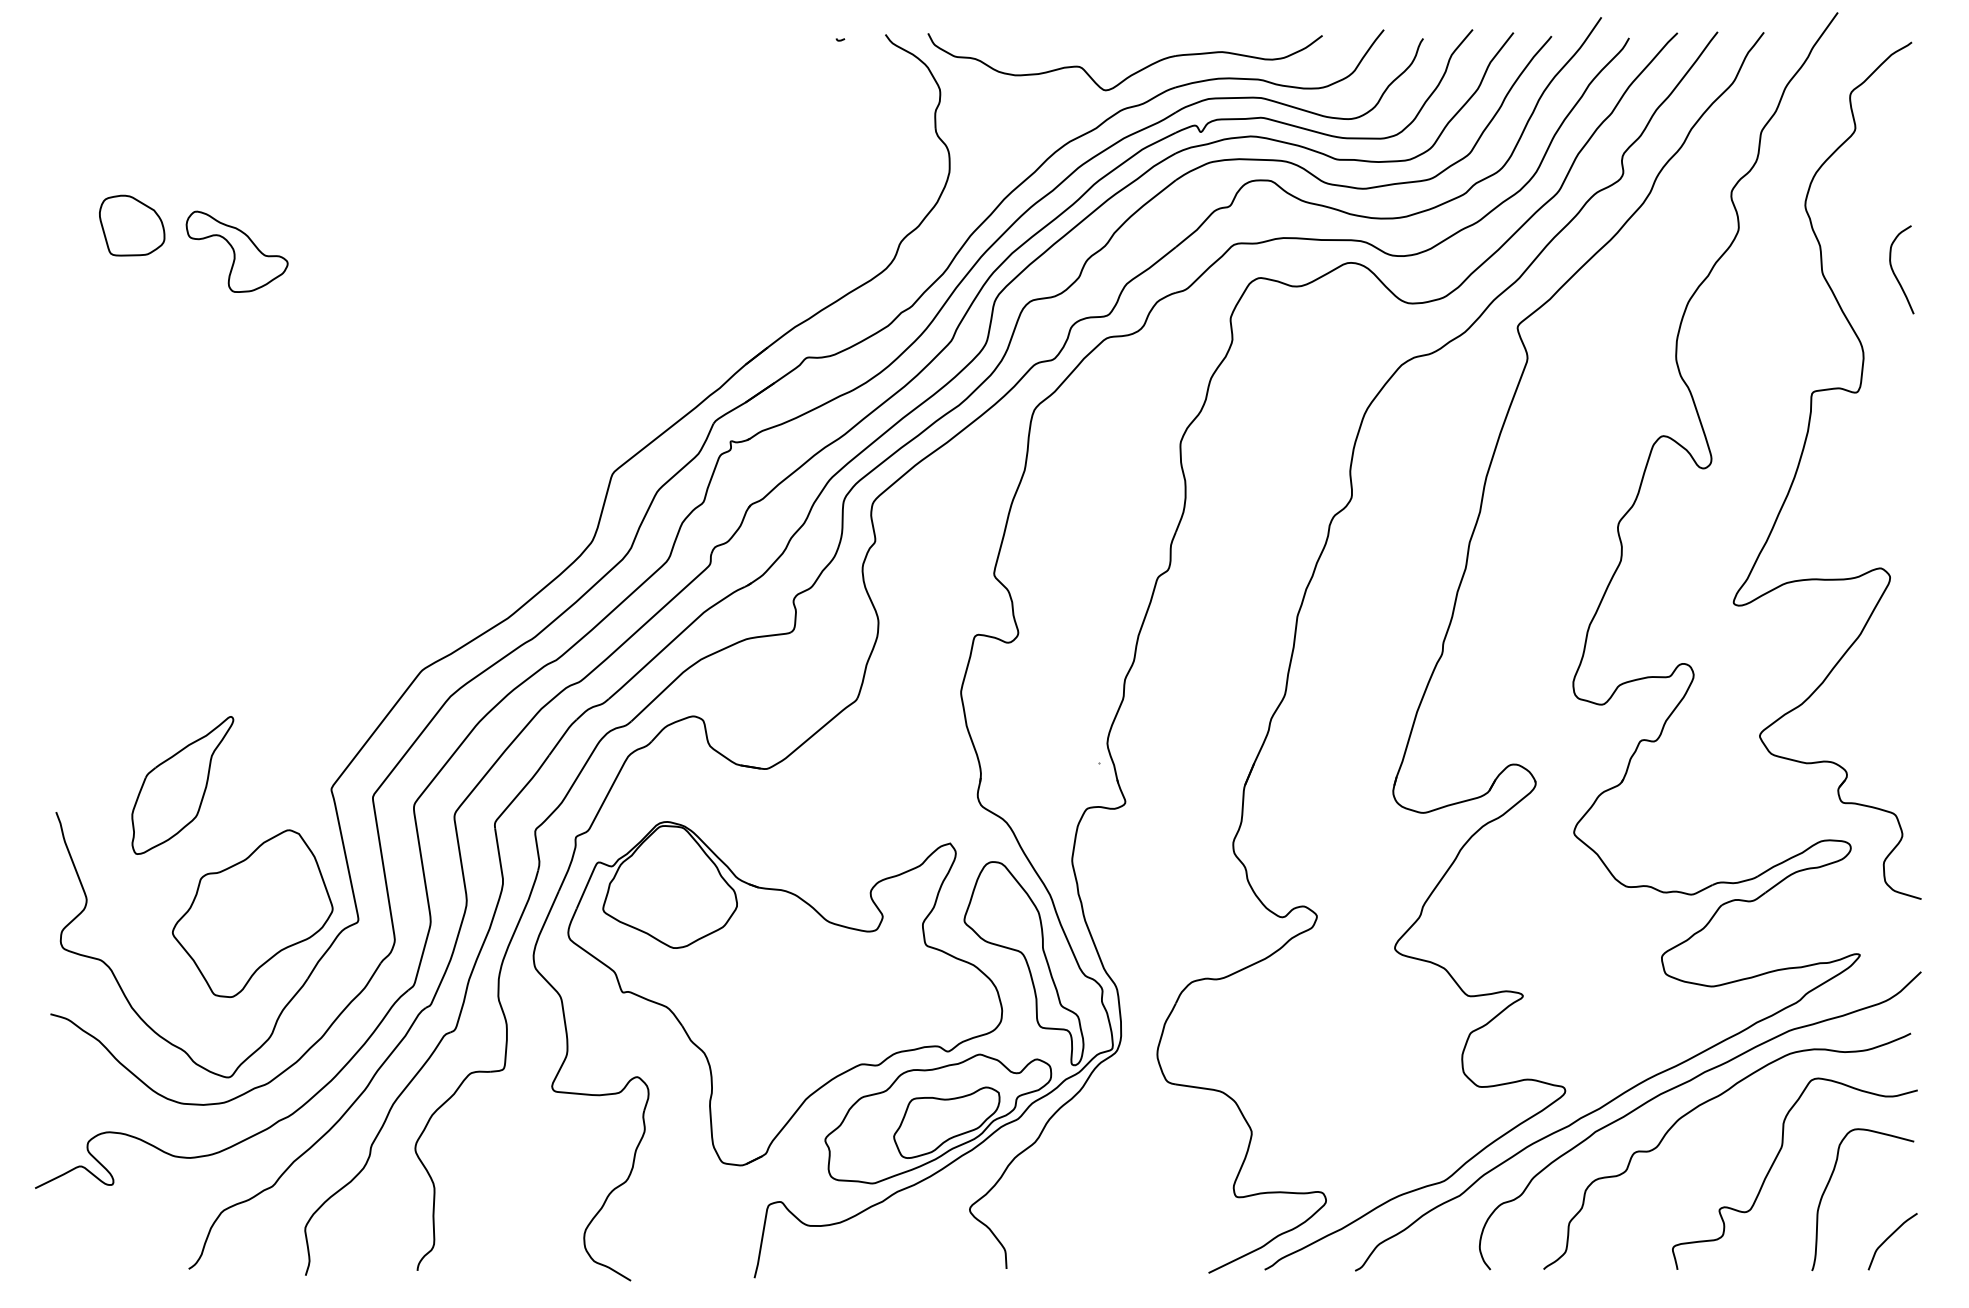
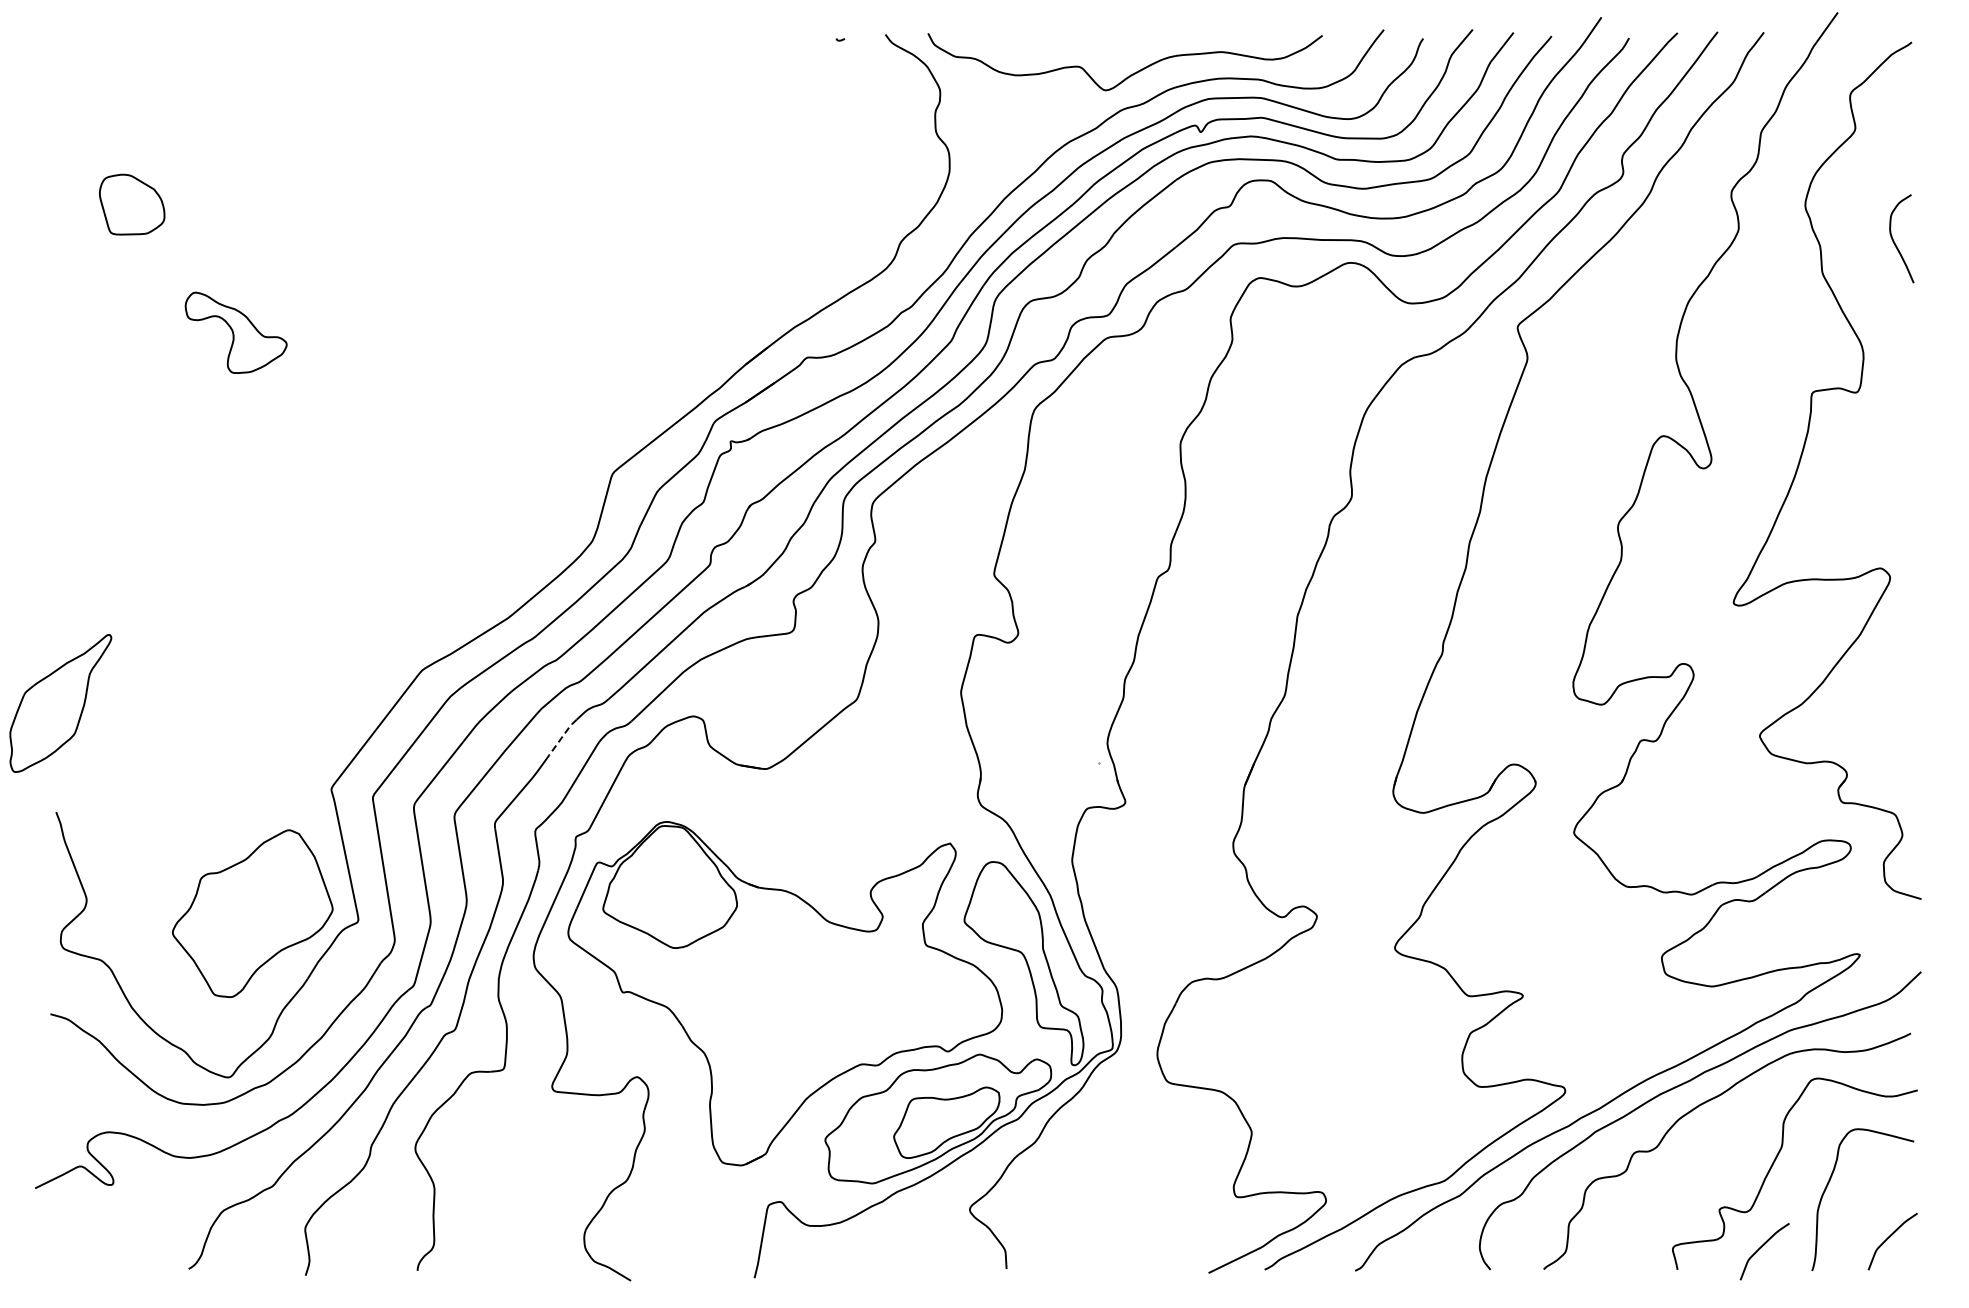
part position: (132, 225) -> (132, 204) (132, 204)
part position: (236, 251) -> (235, 332) (235, 332)
curve position: (1894, 271) -> (1894, 240) (1894, 240)
line: solid -> dashed (562, 736)
part position: (182, 785) -> (60, 703) (60, 703)
curve: none -> present (1761, 1248)
